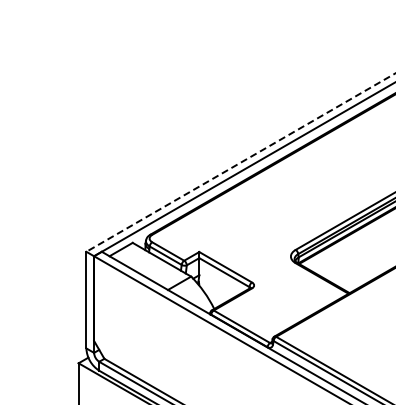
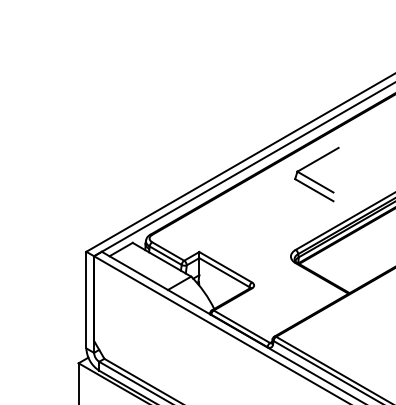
line: dashed -> solid (240, 162)
part: none -> present (316, 174)
